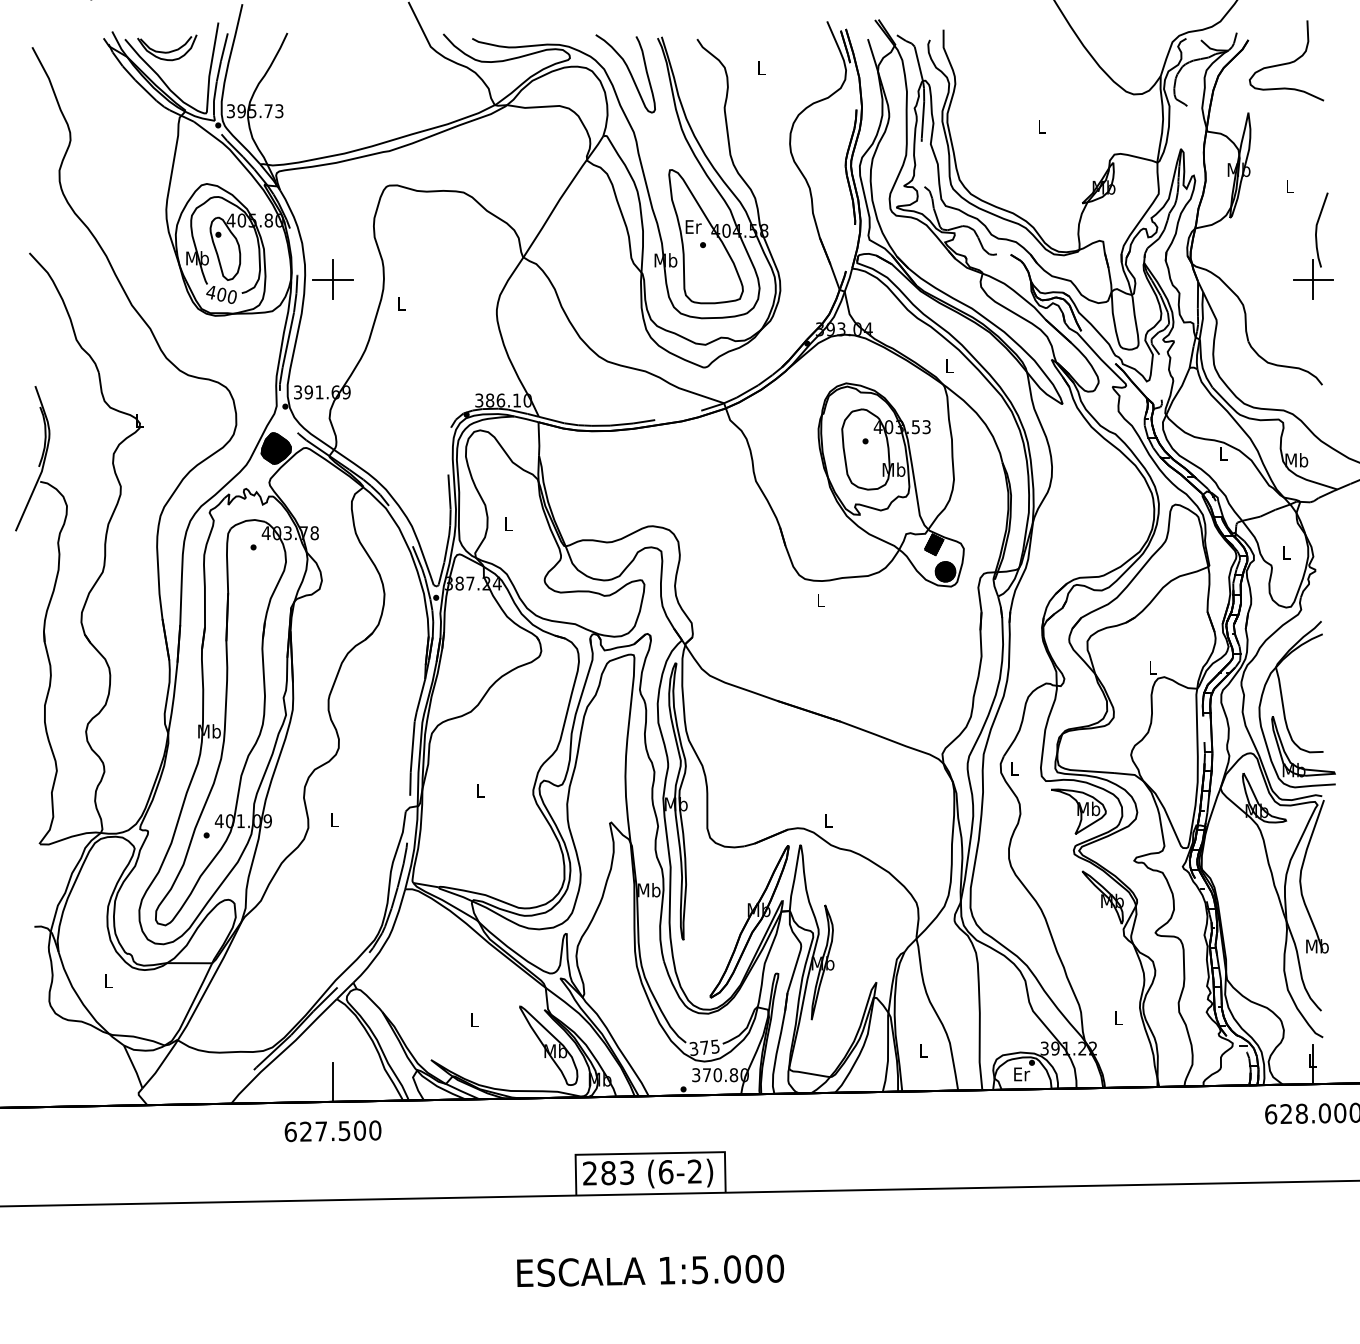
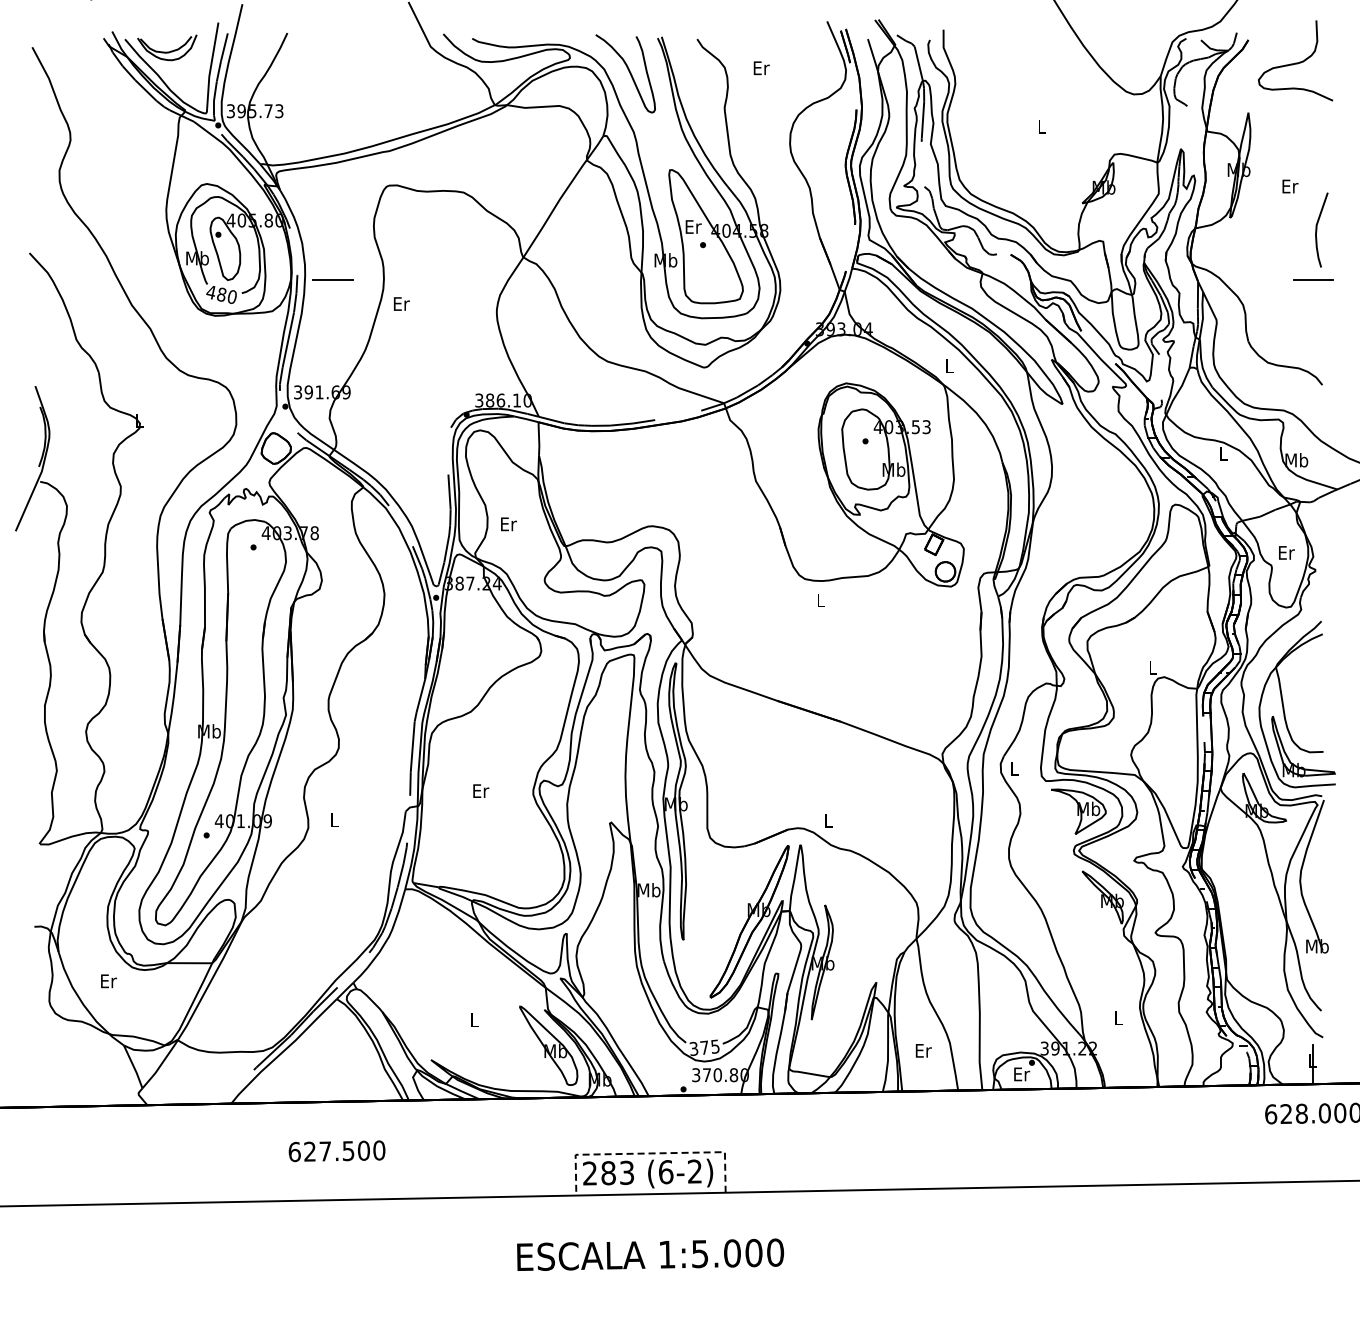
curve position: (1286, 62) -> (1295, 62) (1295, 62)
text: L -> Er (761, 68)
text: L -> Er (1290, 186)
line: present -> none (332, 279)
line: present -> none (1313, 279)
text: 400 -> 480 (221, 294)
text: L -> Er (401, 303)
fill: present -> none (275, 448)
text: L -> Er (508, 524)
fill: present -> none (933, 544)
text: L -> Er (1286, 552)
fill: present -> none (945, 571)
text: L -> Er (481, 790)
text: L -> Er (108, 981)
text: L -> Er (923, 1050)
line: present -> none (332, 1081)
text position: (332, 1131) -> (336, 1151) (336, 1151)
line: solid -> dashed (650, 1153)
text position: (650, 1270) -> (650, 1254) (650, 1254)
